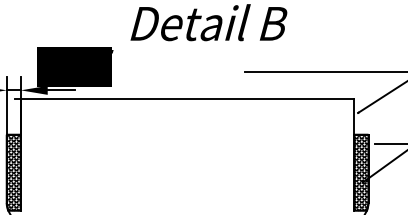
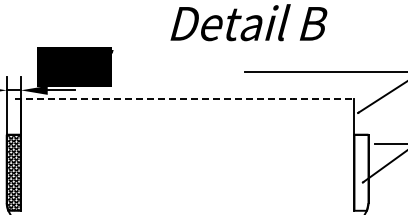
text position: (208, 22) -> (248, 22) (248, 22)
line: solid -> dashed (184, 99)
hatch: present -> none (361, 172)
